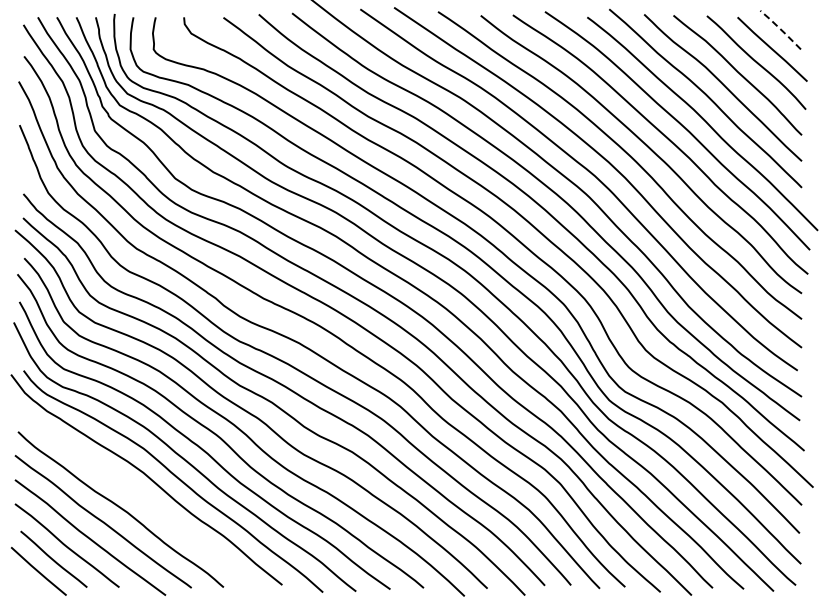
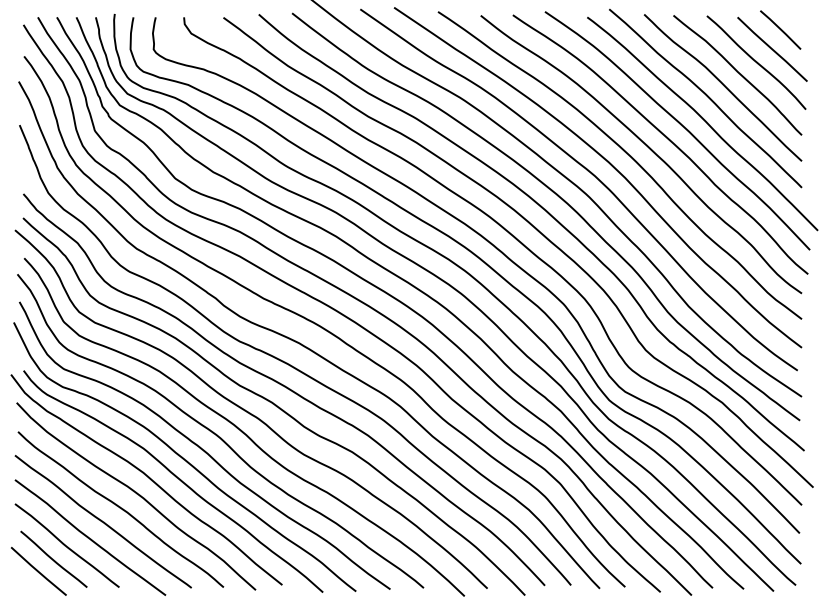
line: dashed -> solid (781, 29)
curve: none -> present (136, 494)
